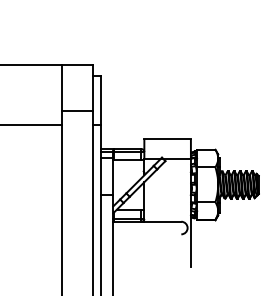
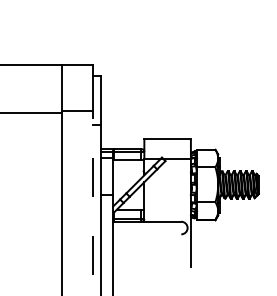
line position: (32, 124) -> (32, 112) (32, 112)
line: solid -> dashed (92, 202)
